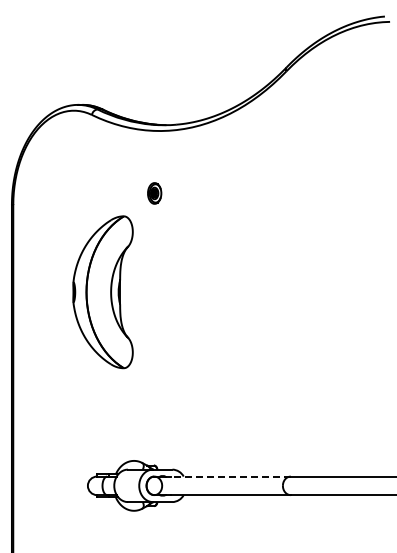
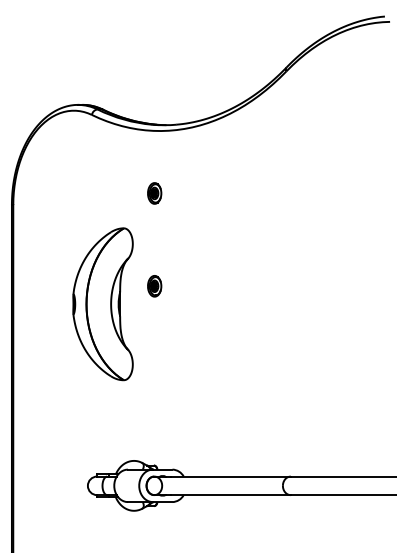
part: none -> present (154, 286)
part position: (102, 292) -> (102, 304) (102, 304)
line: dashed -> solid (230, 476)
